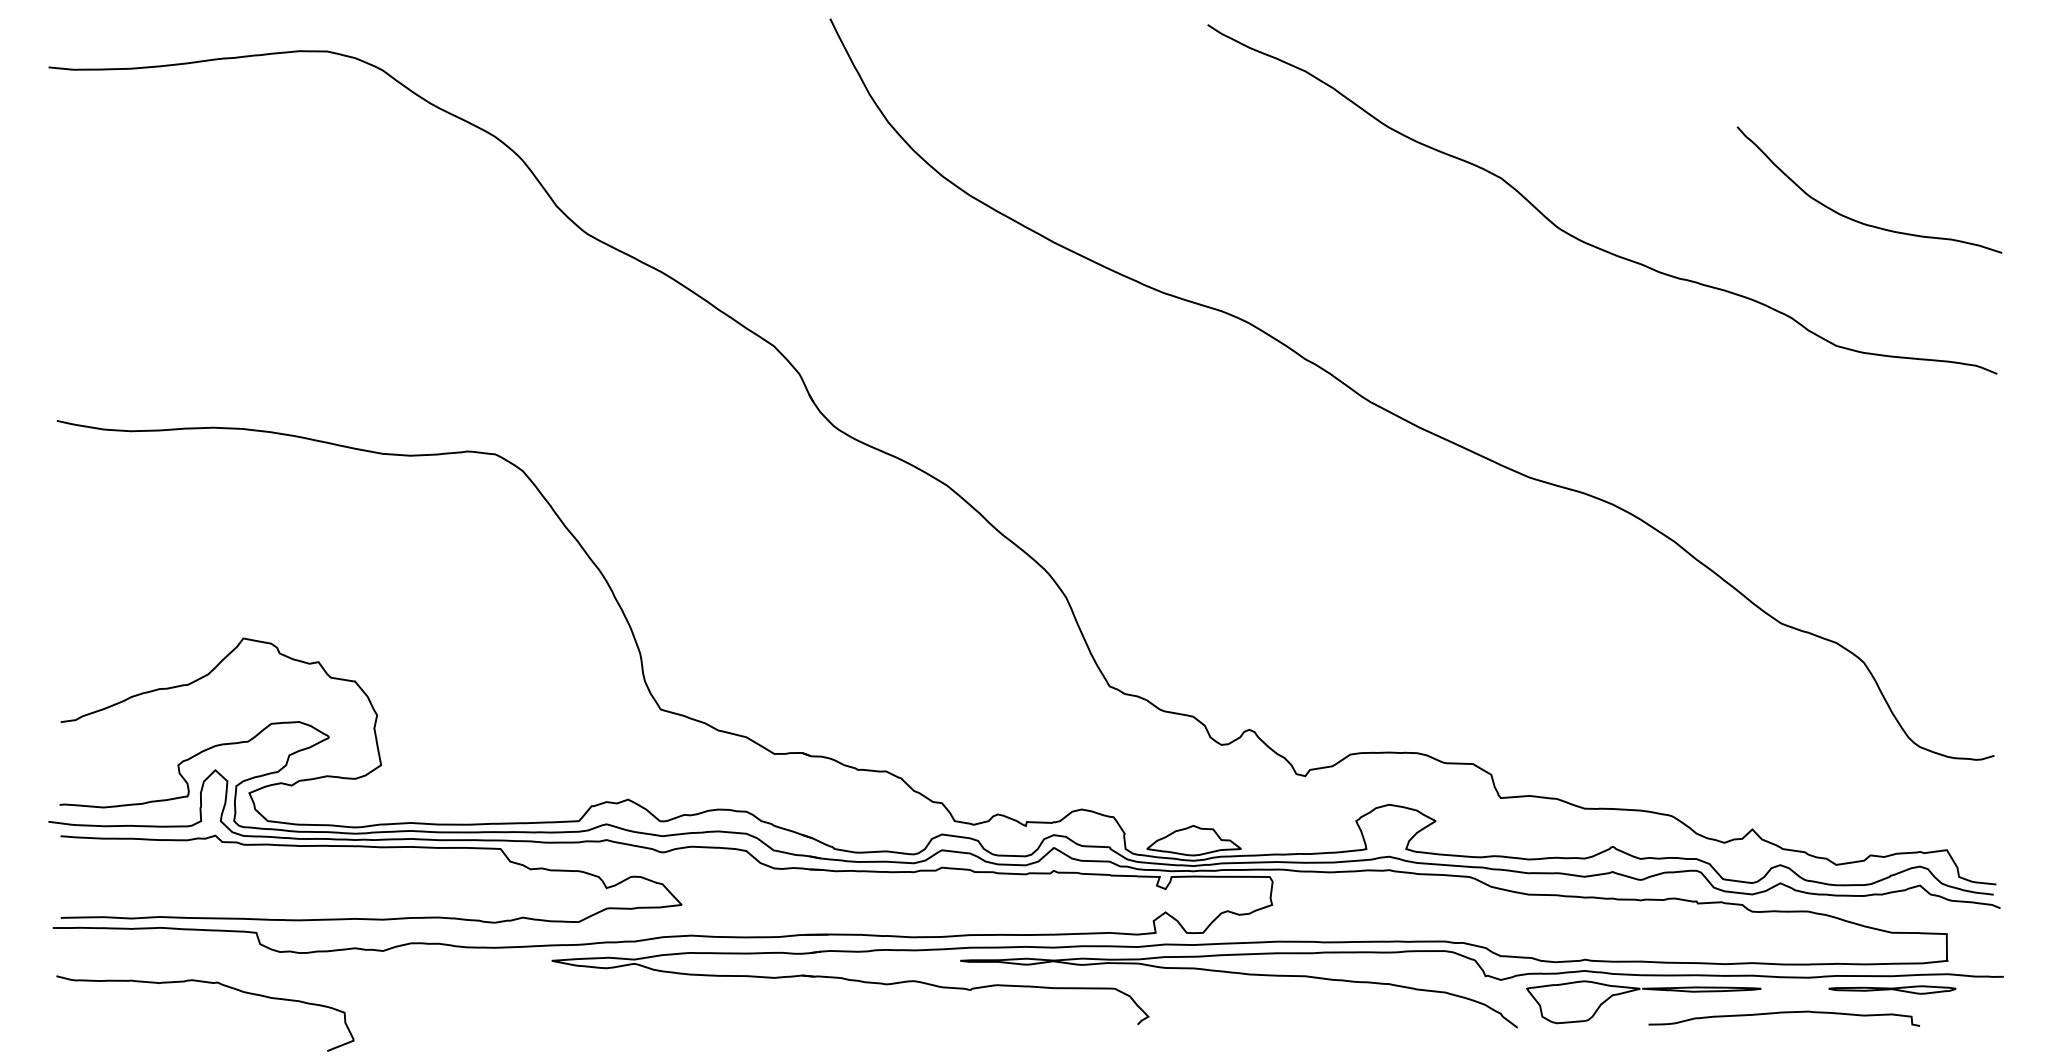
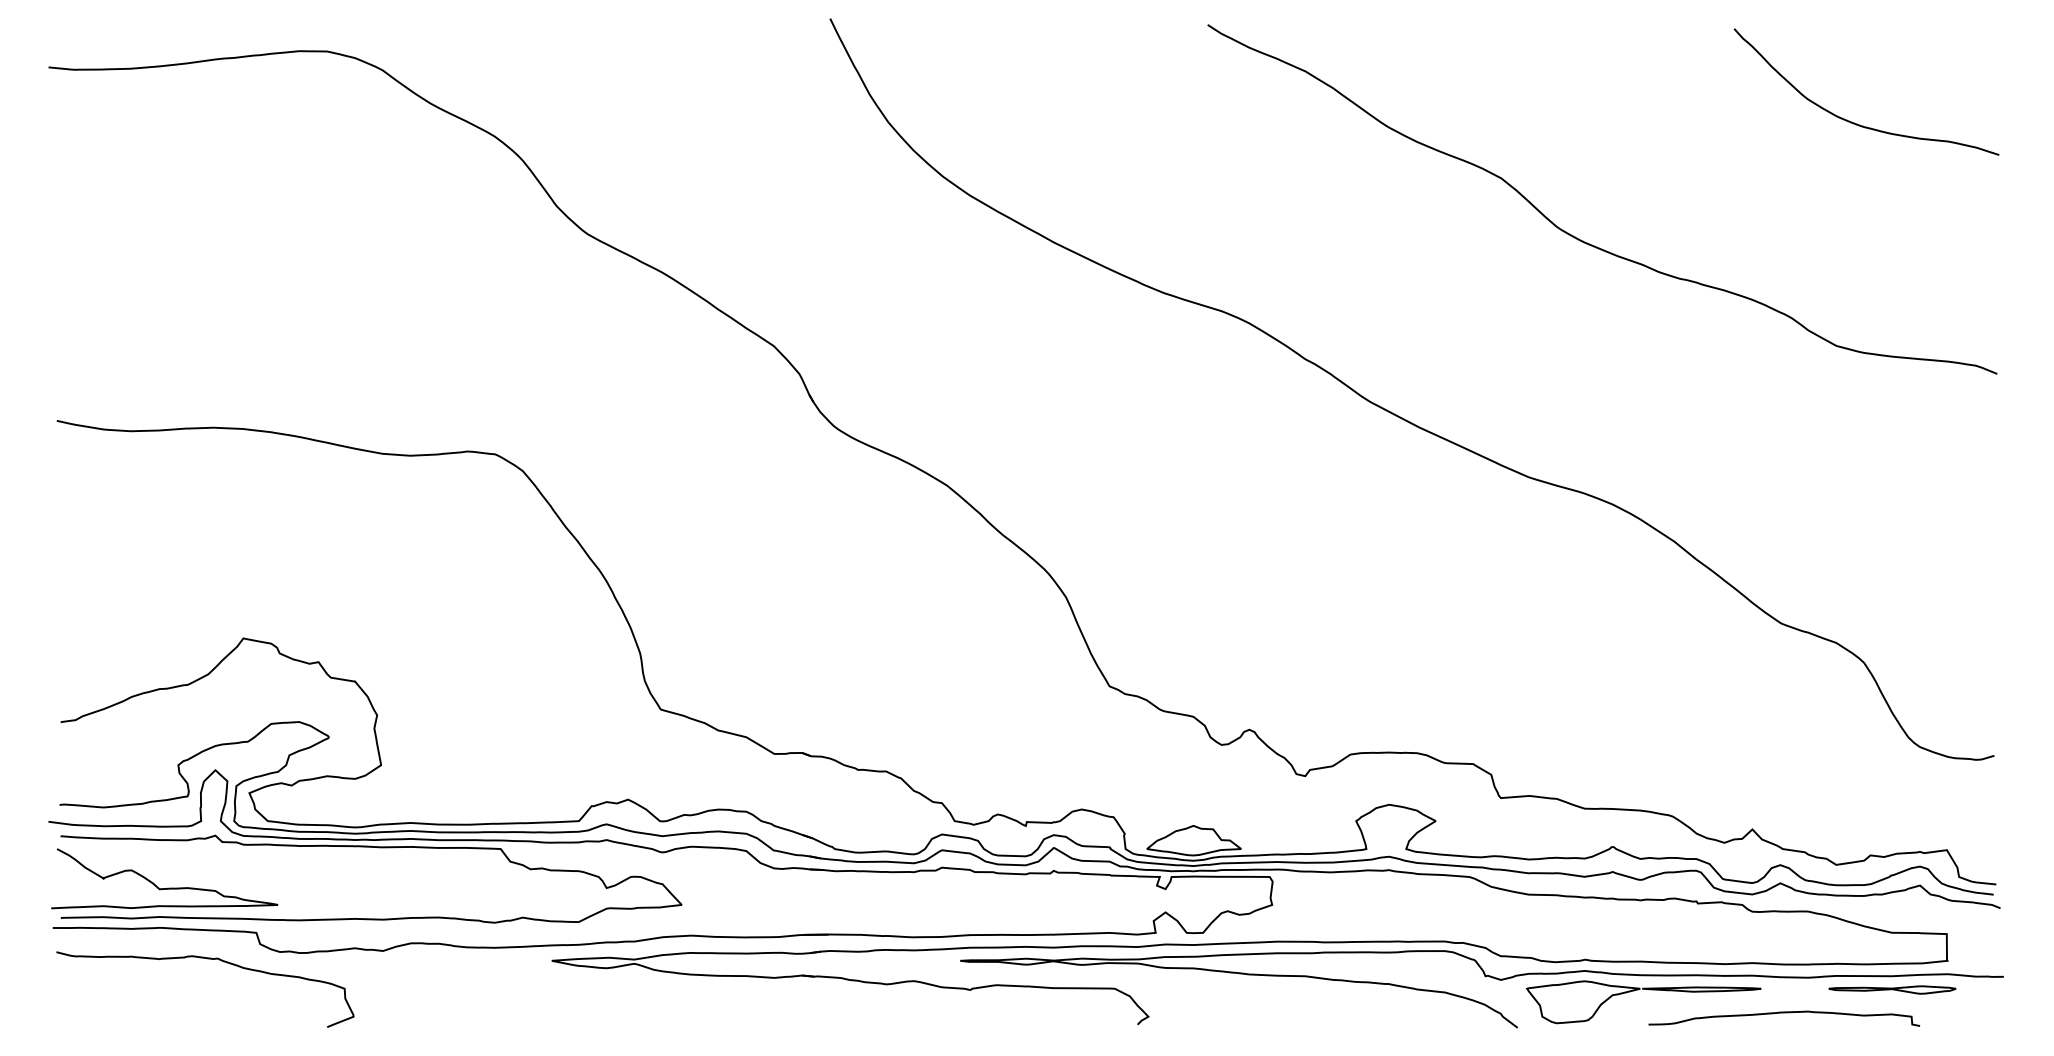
curve position: (1857, 220) -> (1854, 122) (1854, 122)
curve: none -> present (167, 887)
curve position: (207, 983) -> (207, 959) (207, 959)
